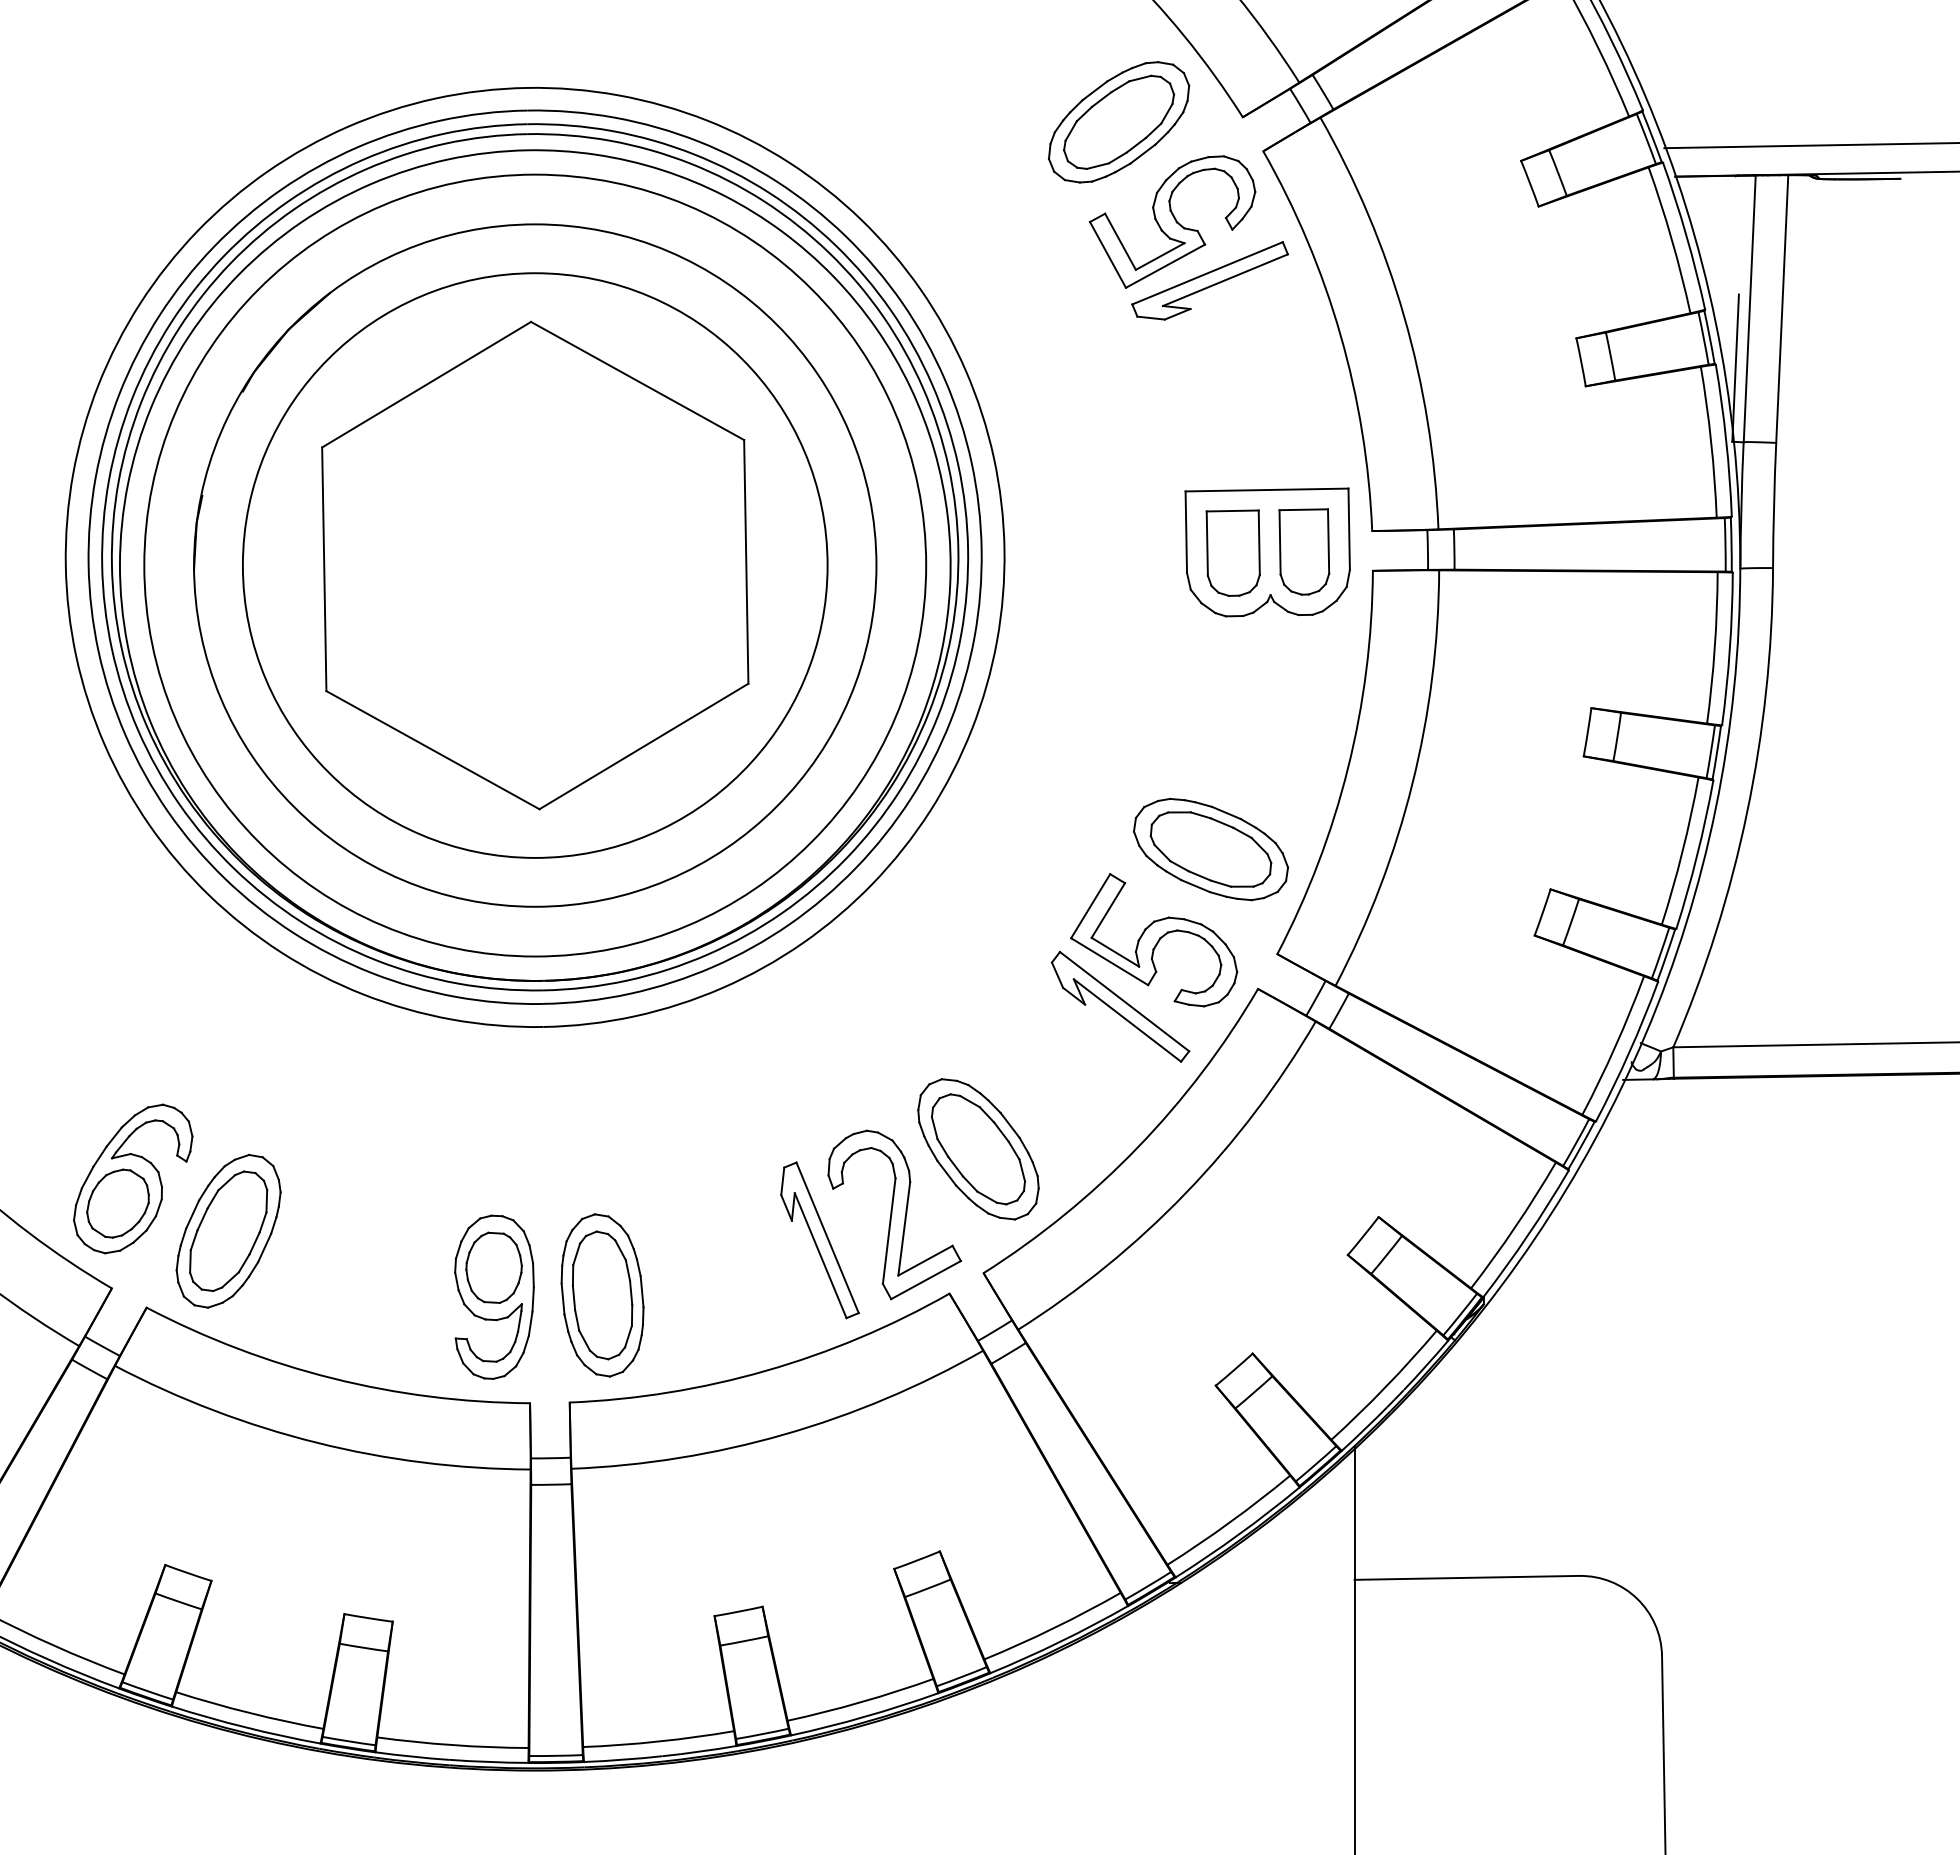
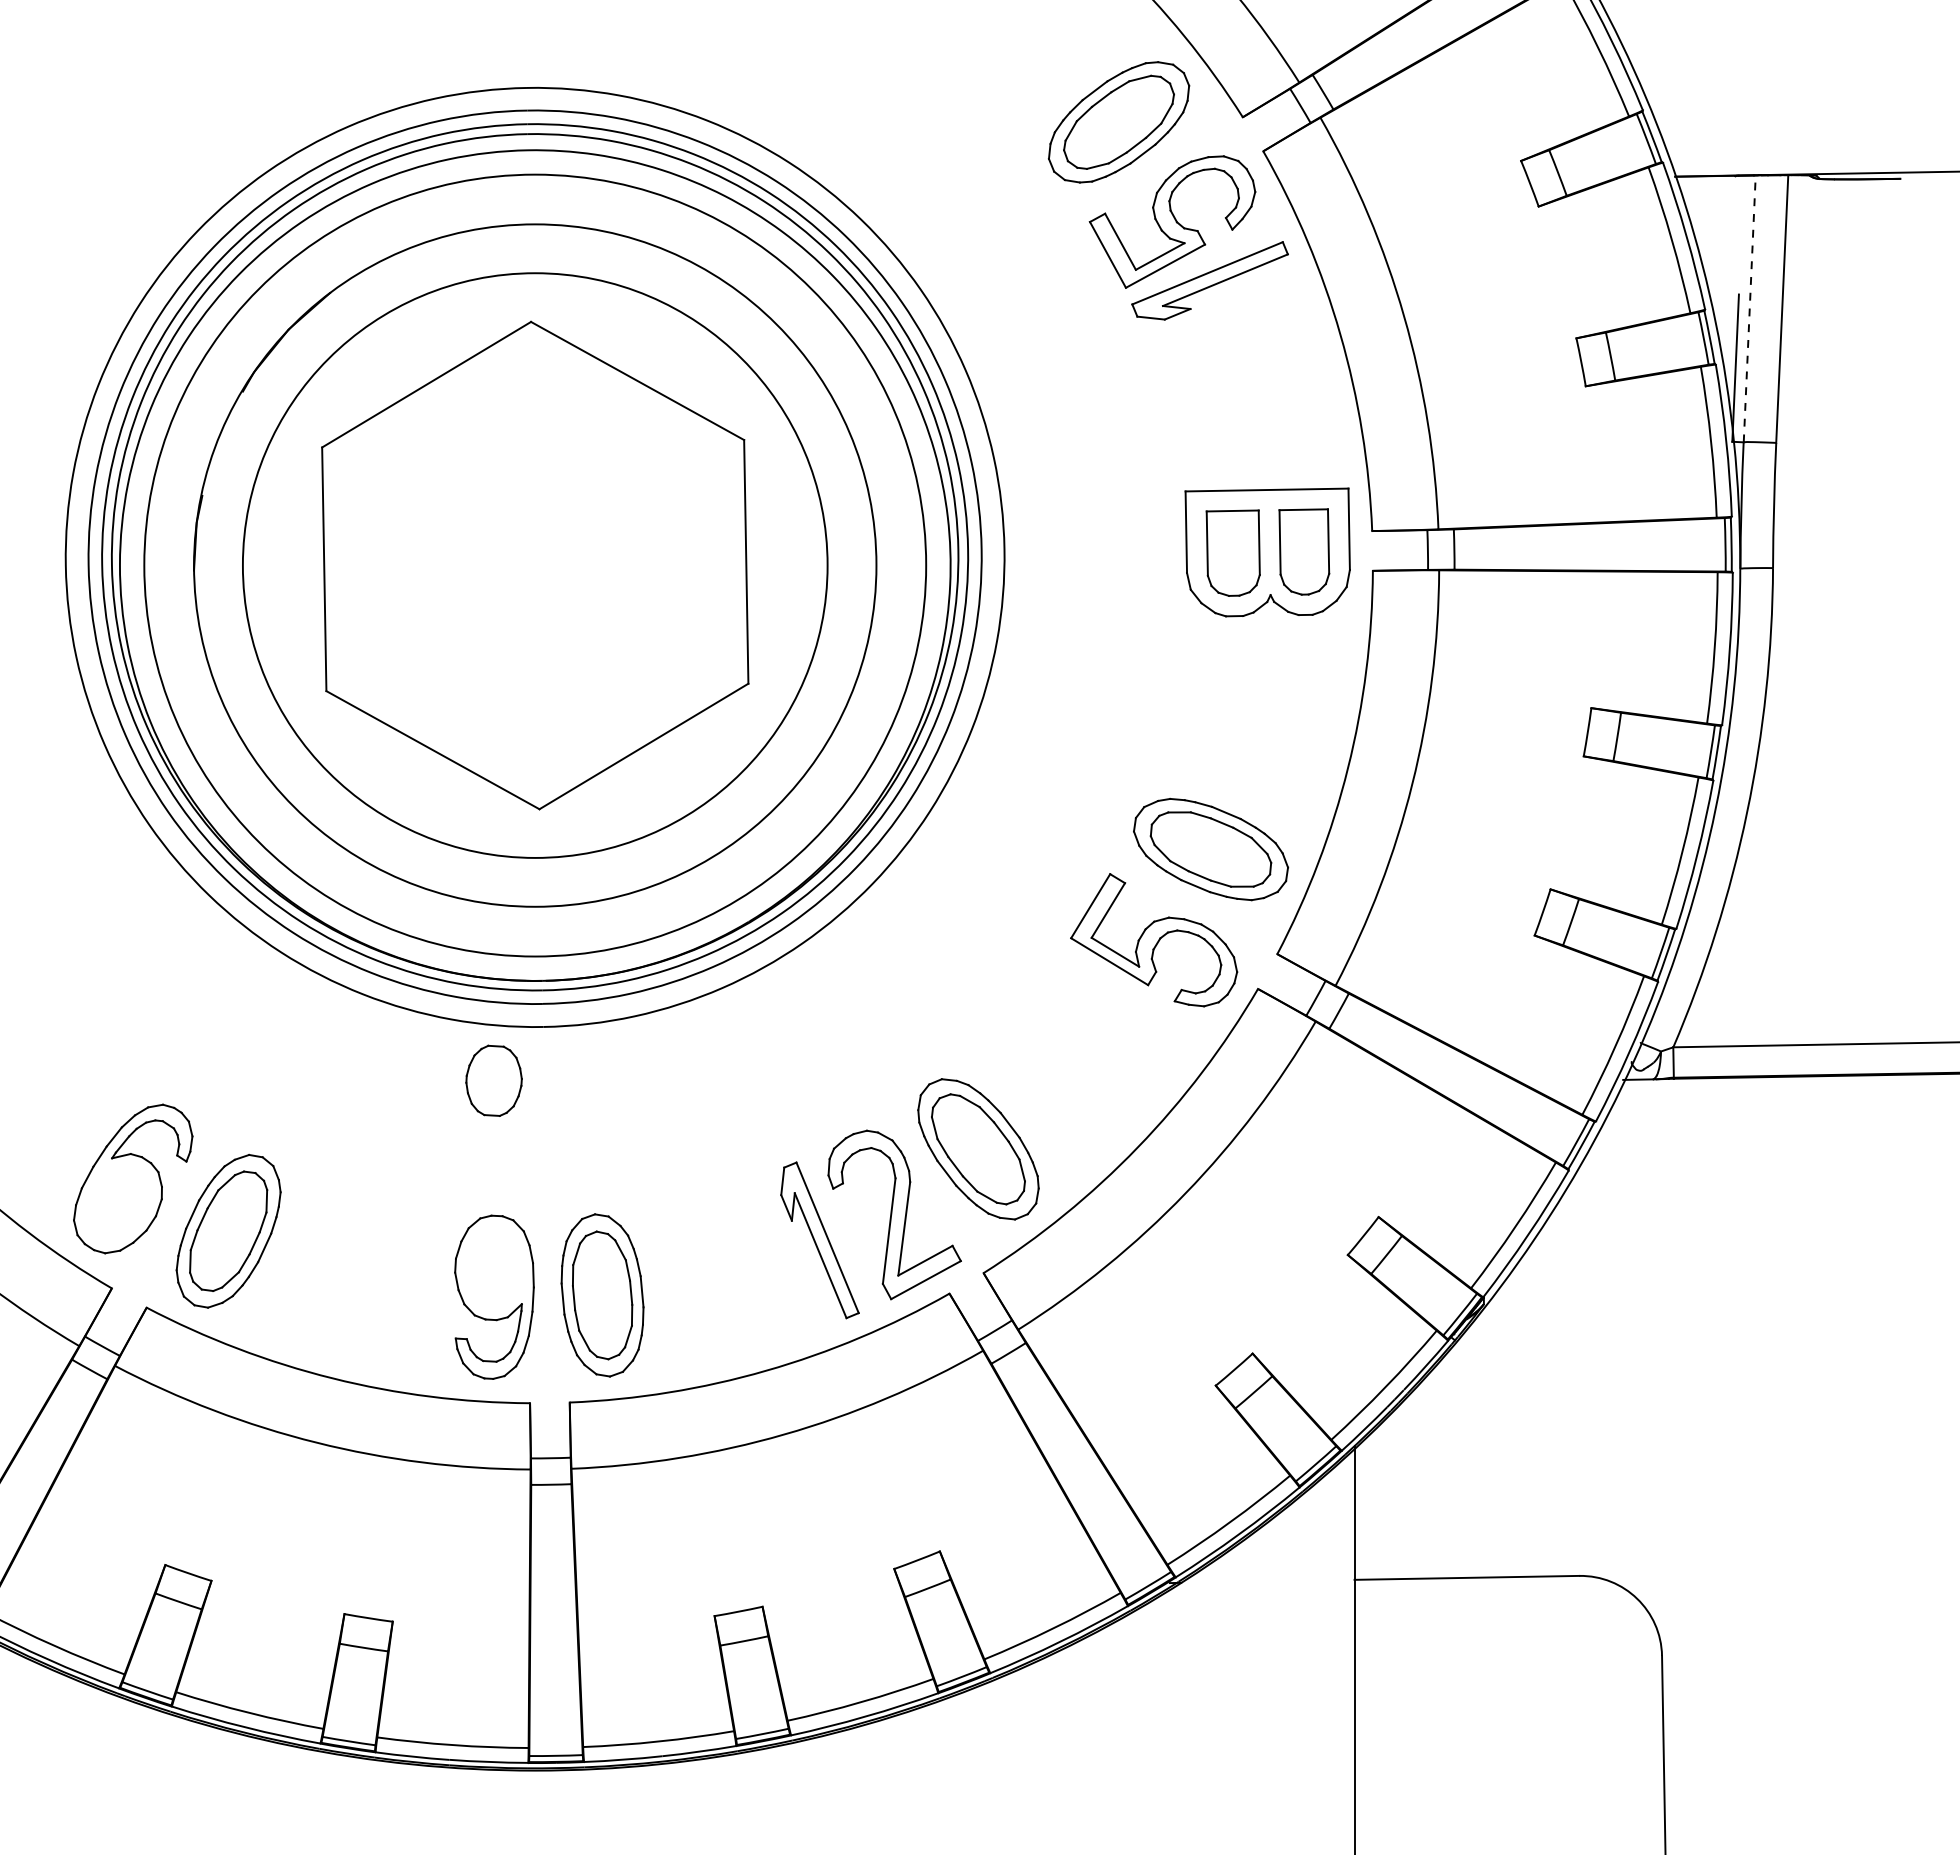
line: present -> none (1810, 145)
line: solid -> dashed (1749, 308)
part: present -> none (1120, 1006)
part: present -> none (117, 1203)
part position: (493, 1267) -> (493, 1080) (493, 1080)
